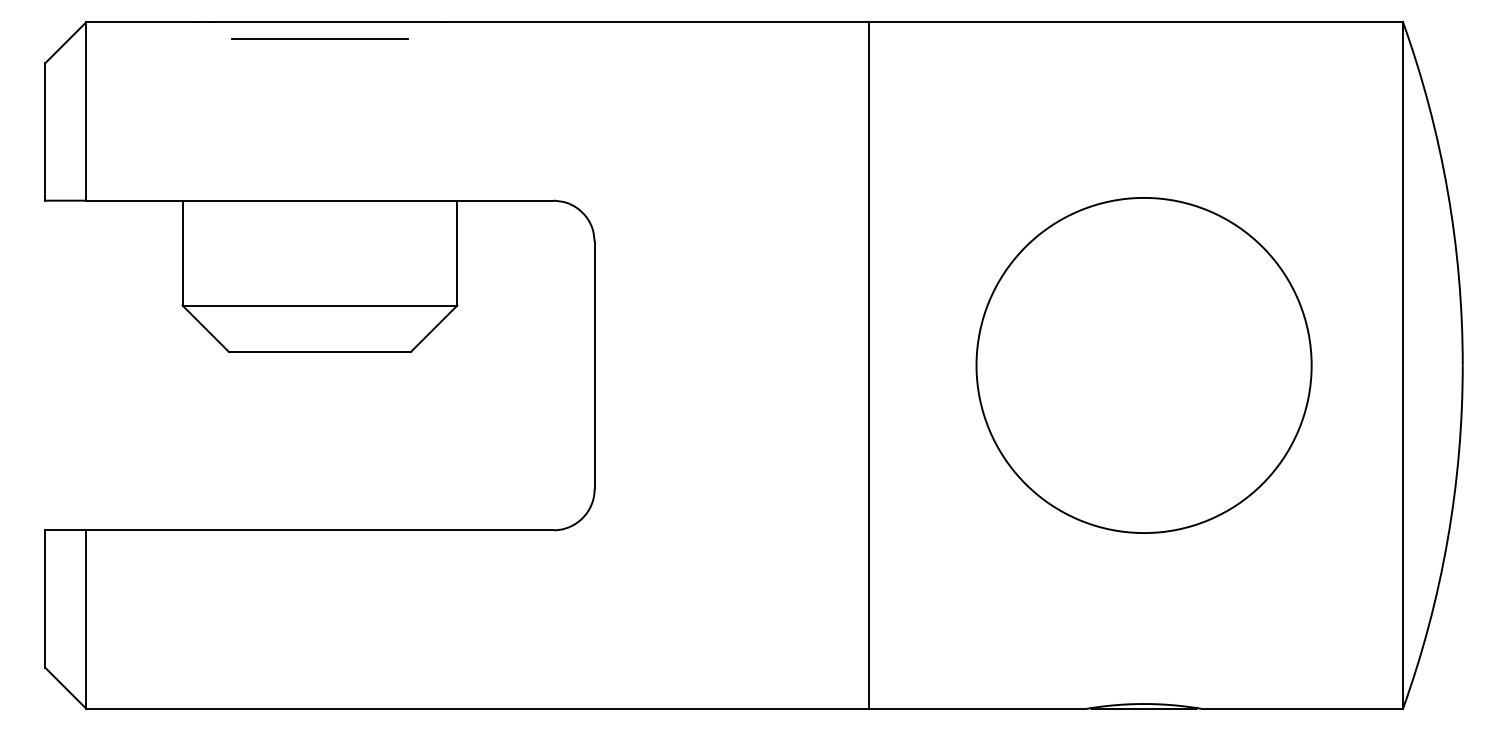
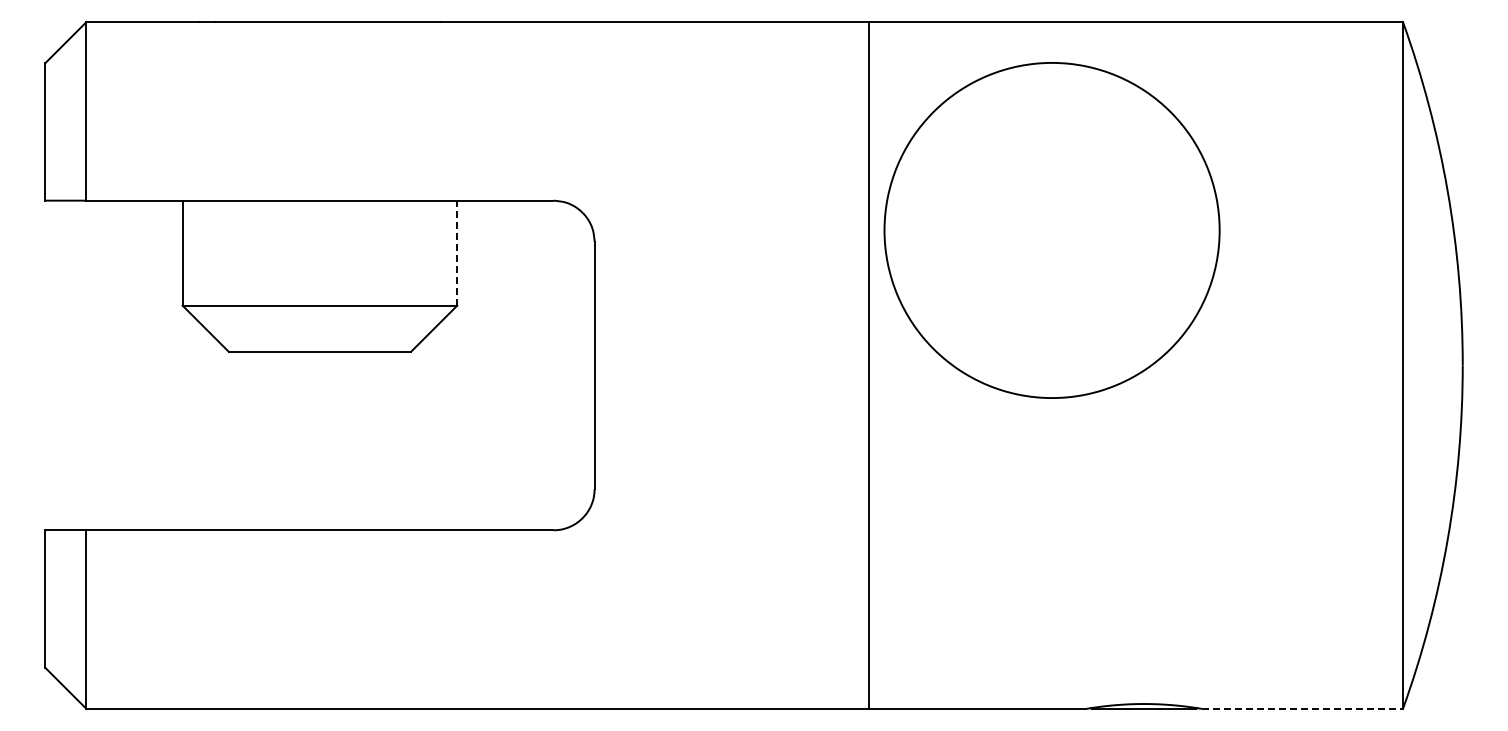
line: present -> none (319, 38)
line: solid -> dashed (457, 252)
part position: (1143, 365) -> (1051, 230) (1051, 230)
line: solid -> dashed (1302, 708)
